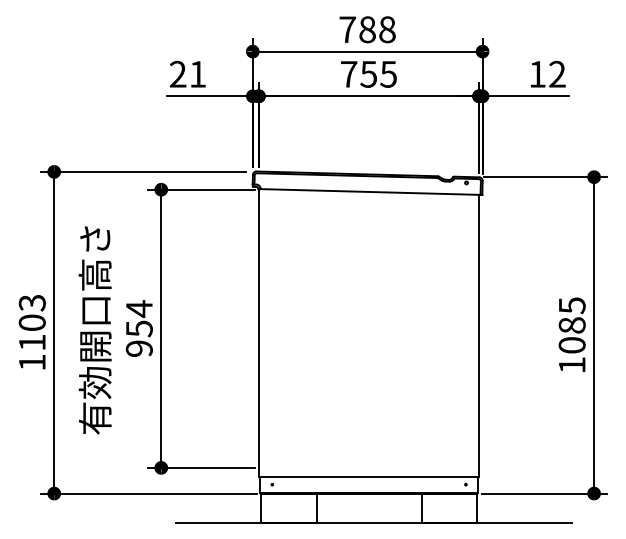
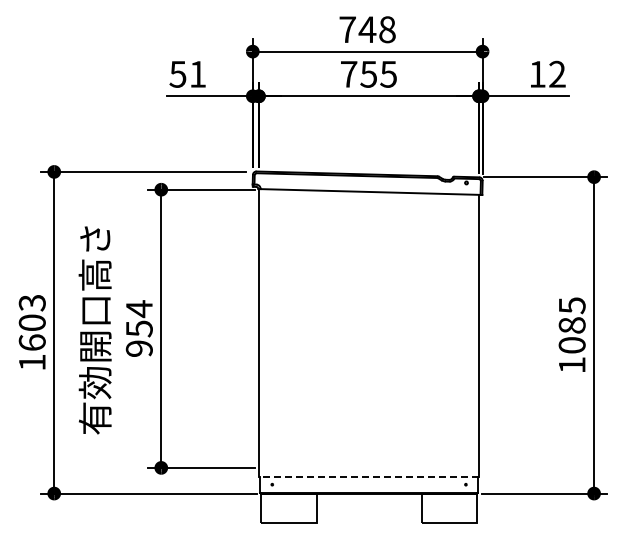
text: 788 -> 748 (367, 29)
text: 21 -> 51 (177, 73)
text: 1103 -> 1603 (31, 342)
line: solid -> dashed (368, 476)
line: present -> none (373, 522)
